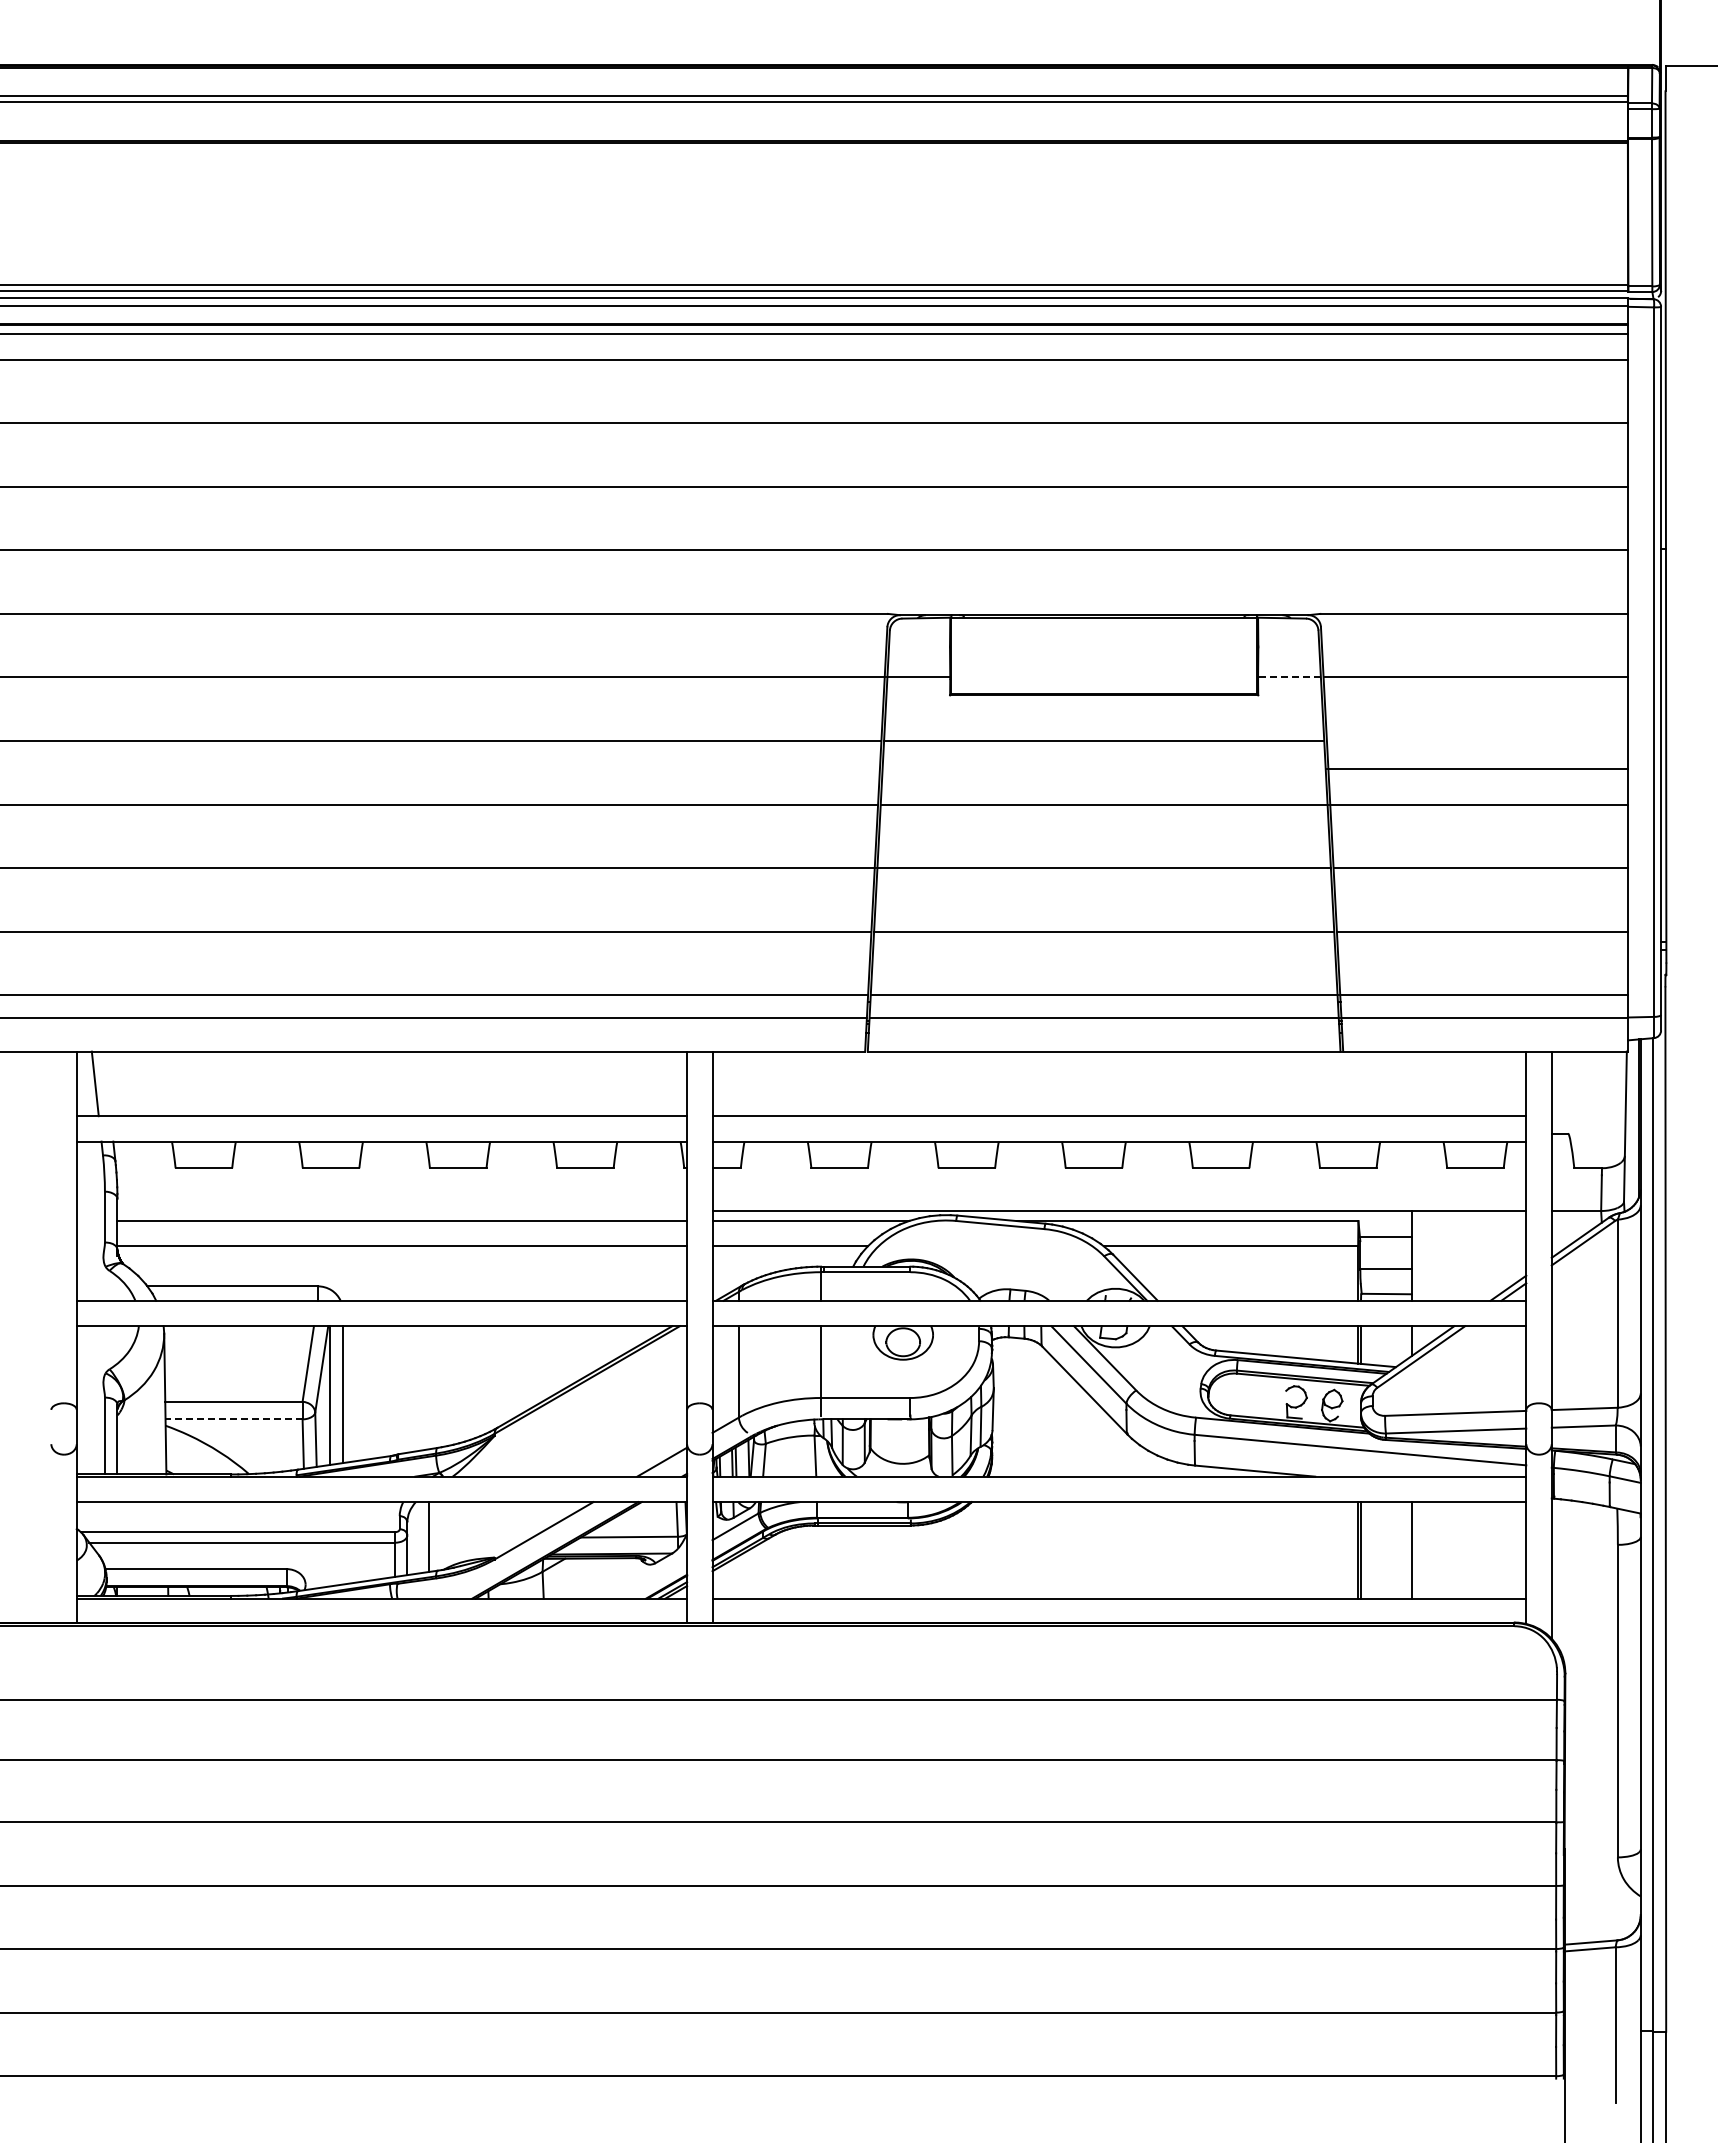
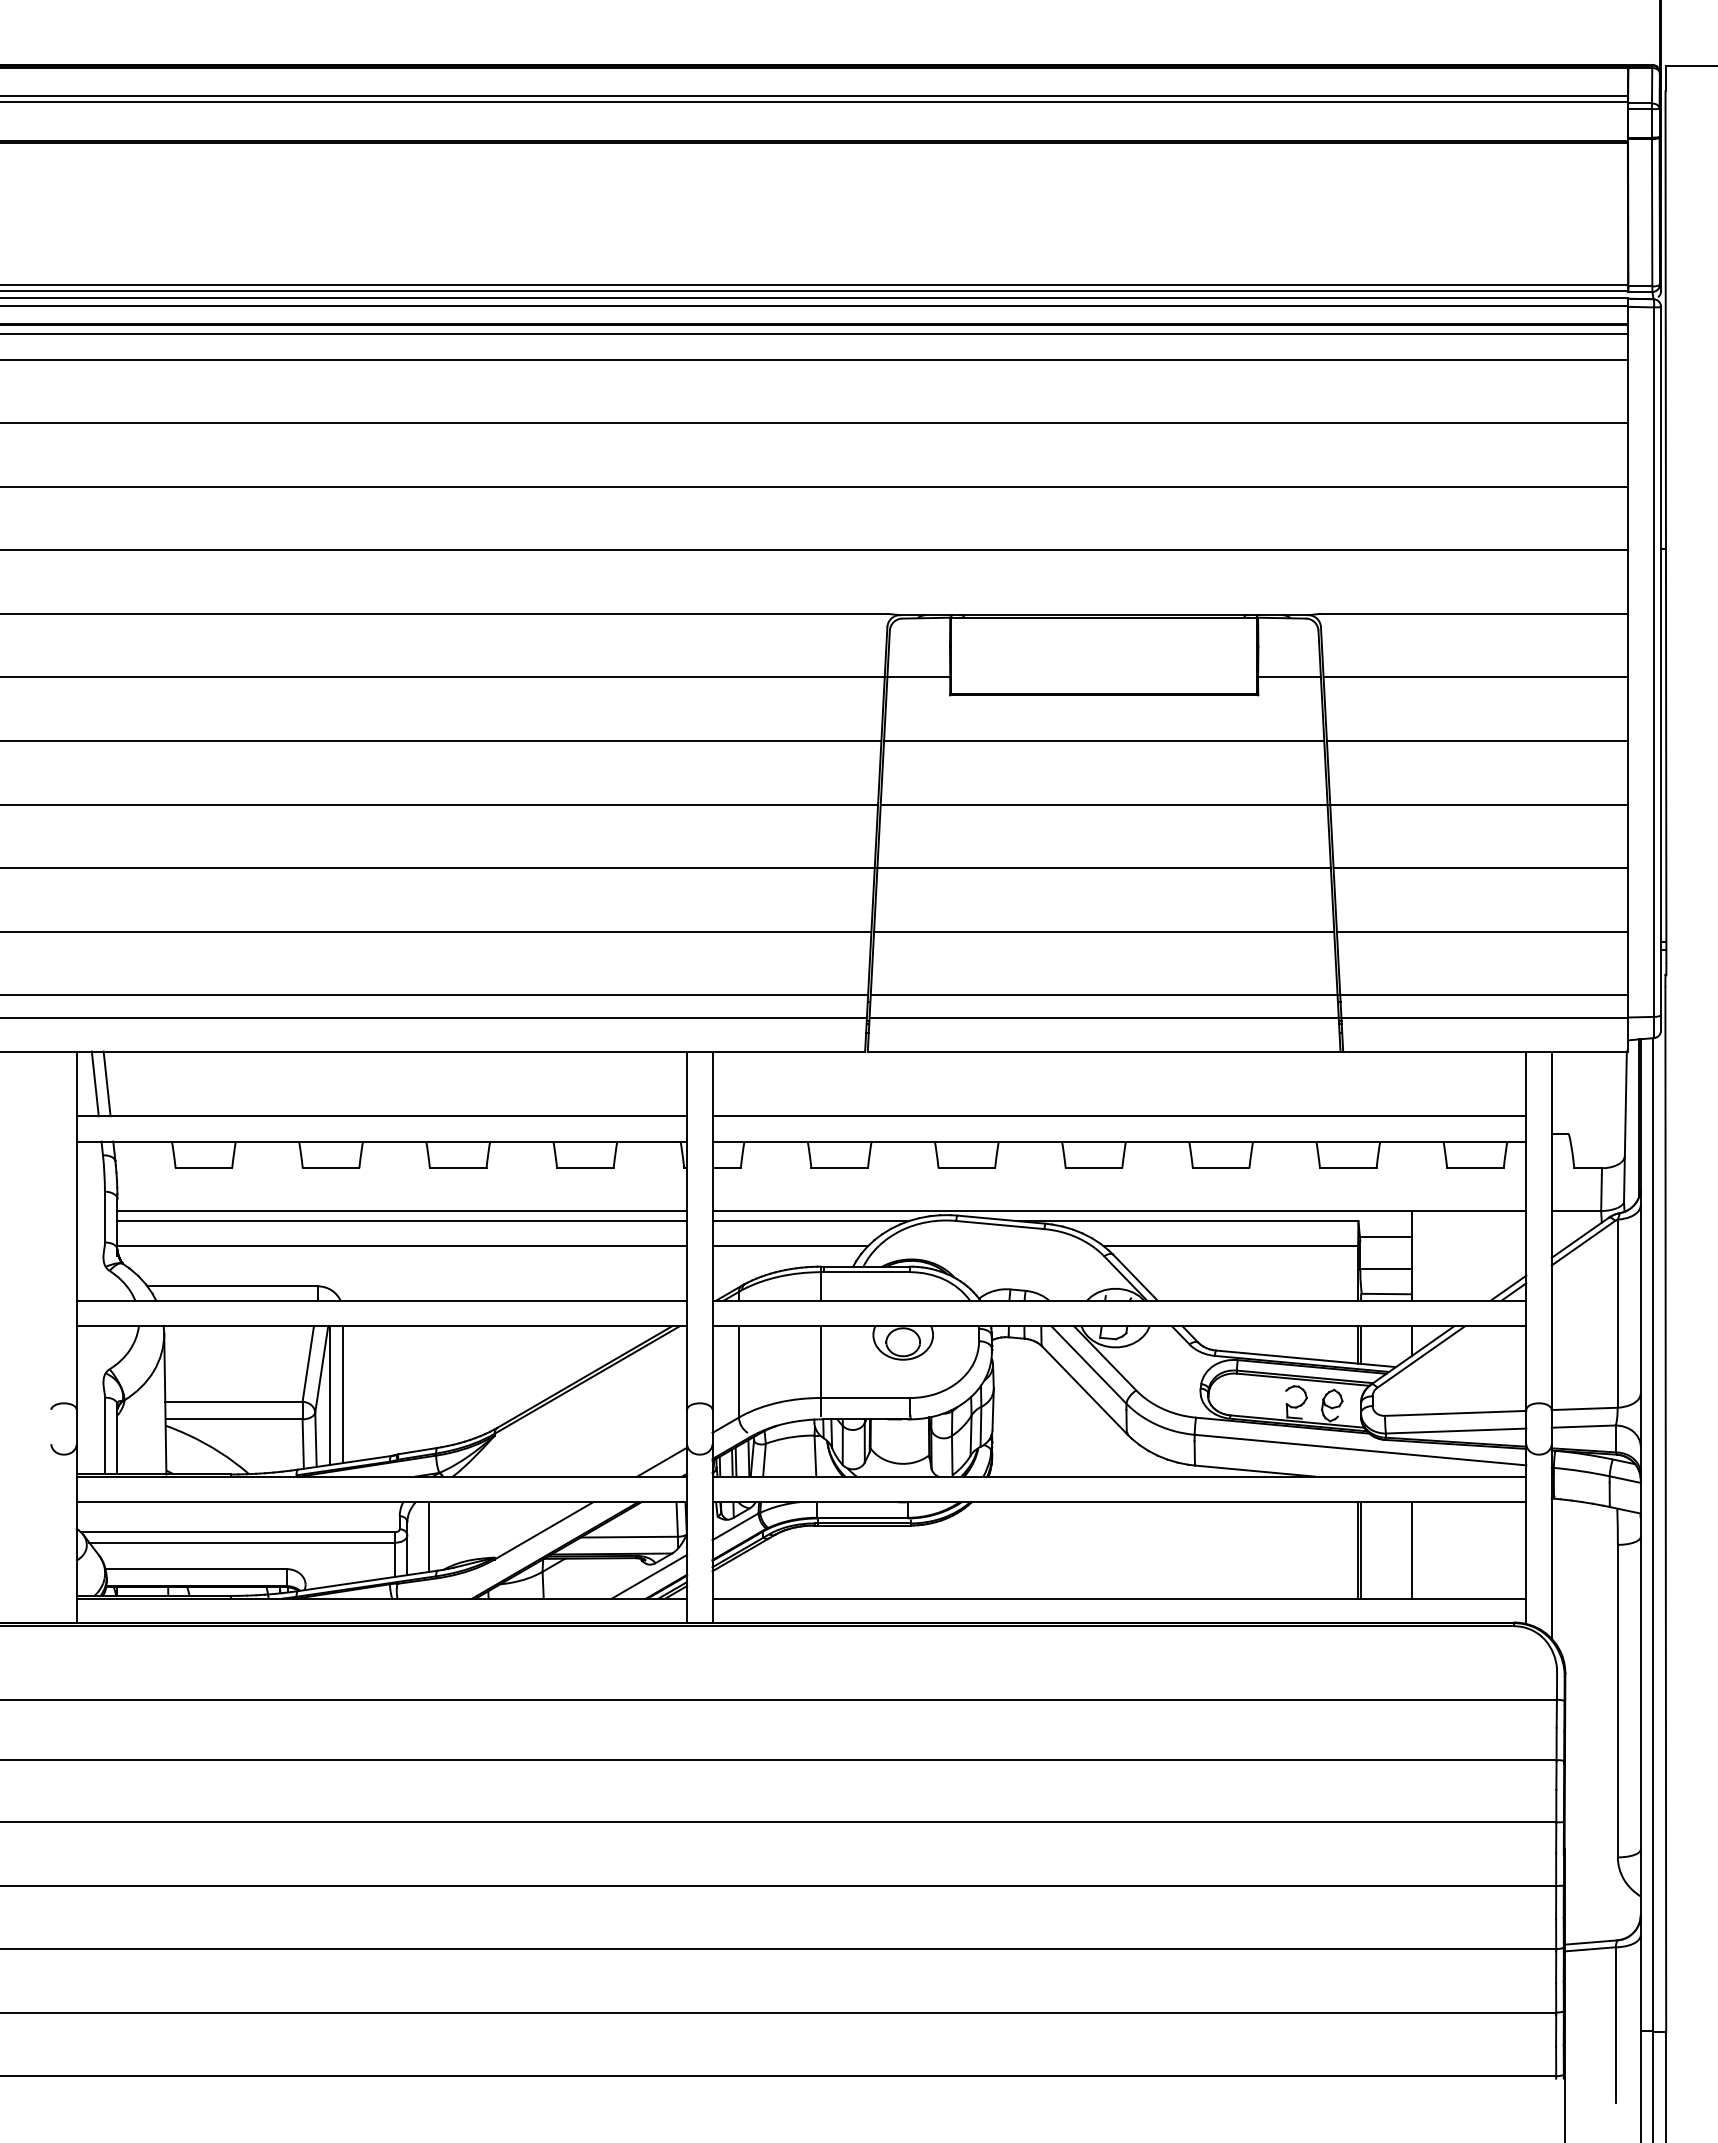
line: dashed -> solid (1289, 677)
line position: (1477, 769) -> (1477, 741) (1477, 741)
line: none -> present (106, 1083)
line: none -> present (402, 1211)
line: dashed -> solid (234, 1419)
line: none -> present (649, 1576)
